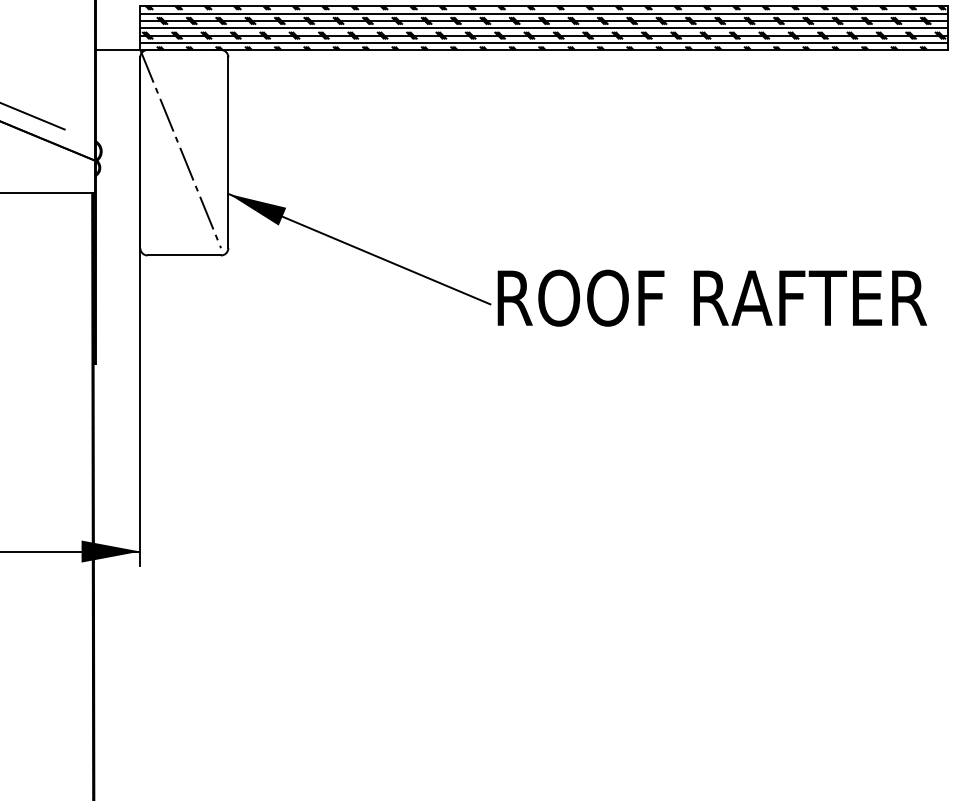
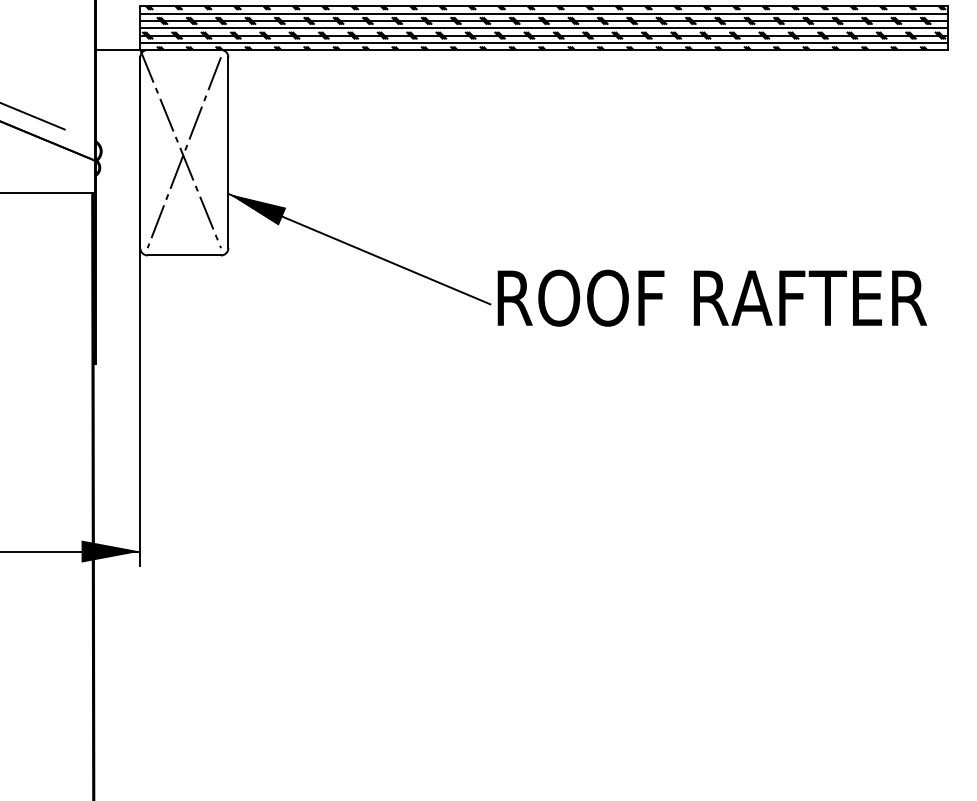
line: none -> present (184, 152)
